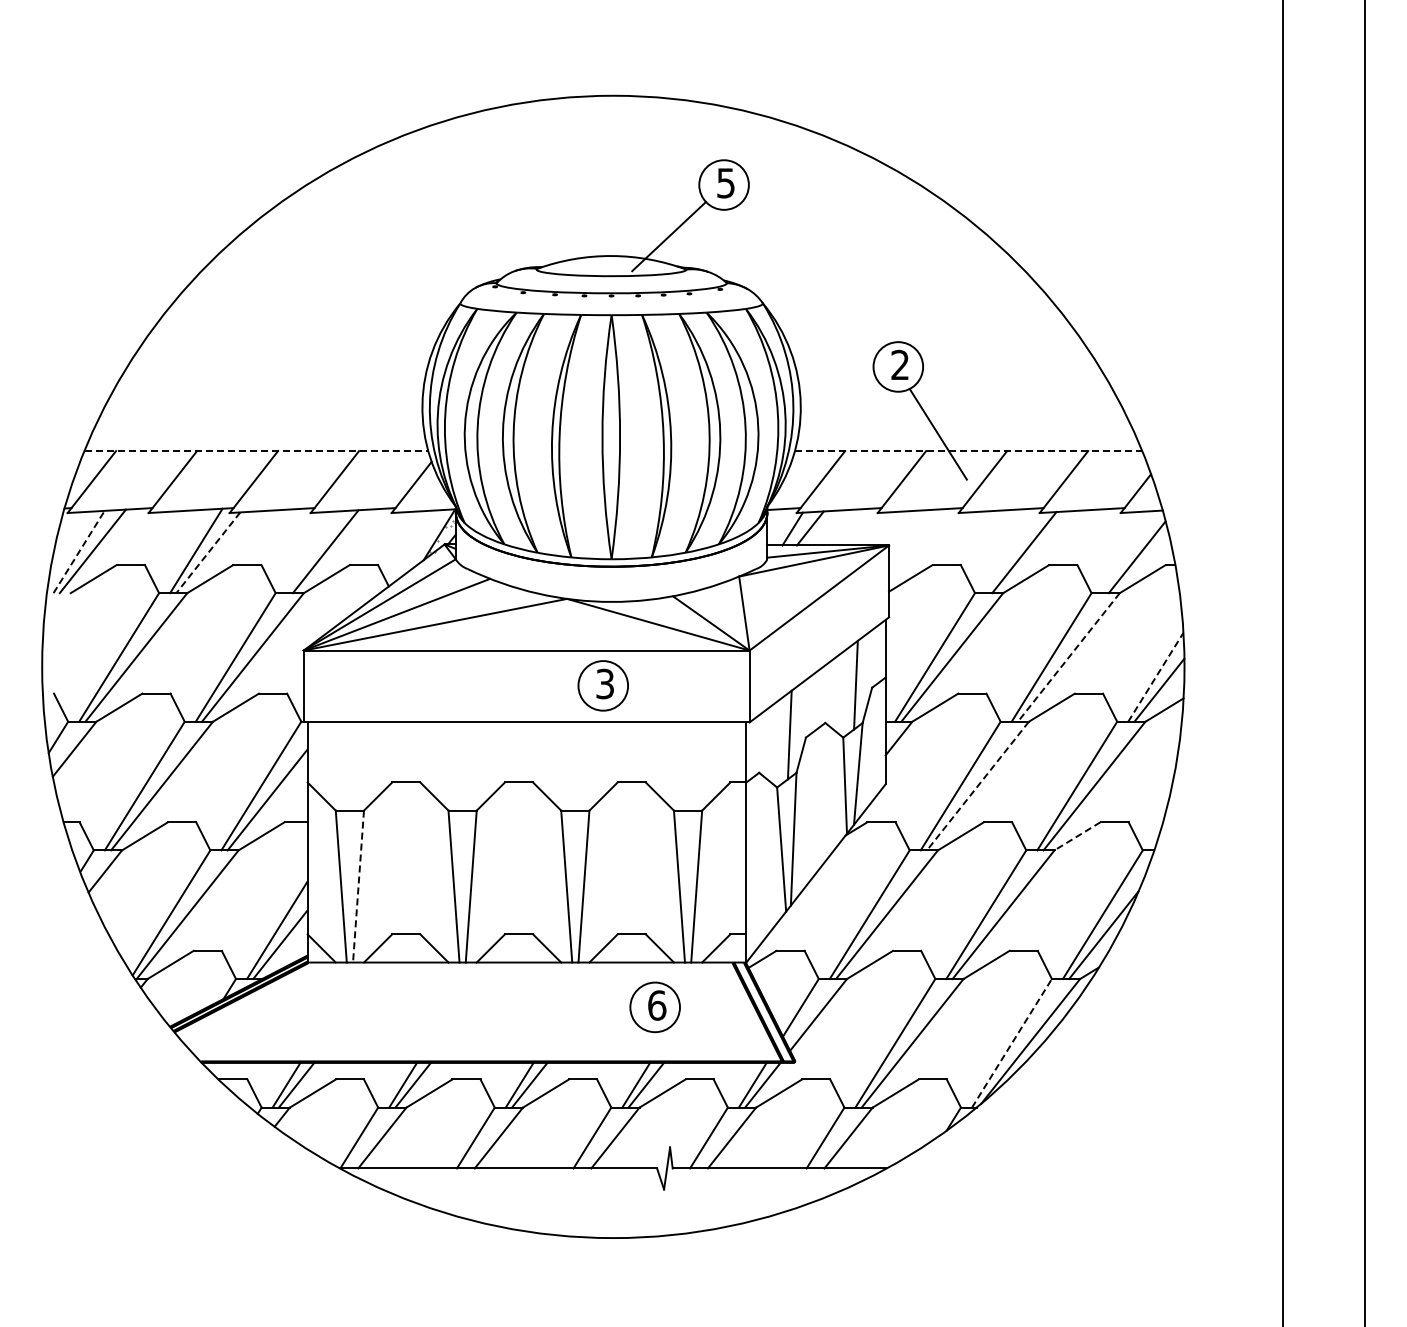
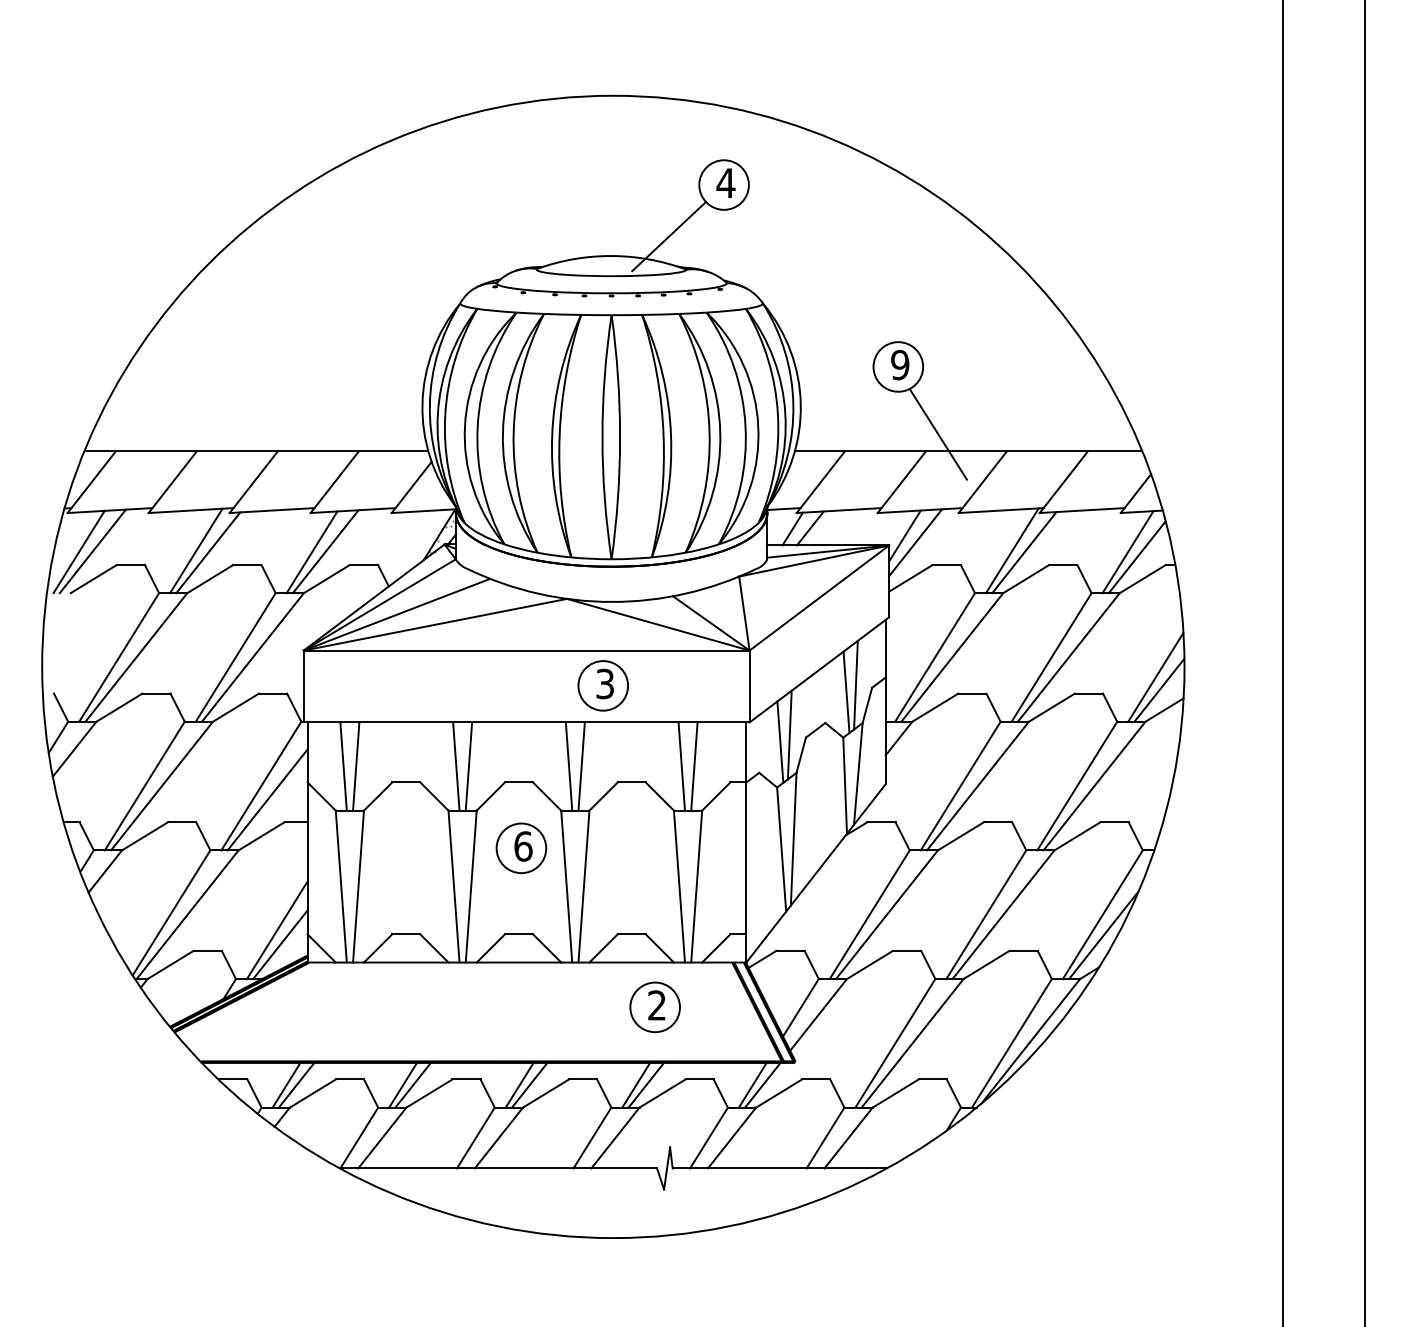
text: 5 -> 4 (725, 183)
text: 2 -> 9 (900, 365)
line: dashed -> solid (256, 451)
line: dashed -> solid (968, 451)
line: none -> present (904, 535)
line: none -> present (915, 542)
line: none -> present (1012, 550)
line: dashed -> solid (79, 551)
line: dashed -> solid (208, 552)
line: none -> present (311, 552)
line: none -> present (1127, 552)
line: dashed -> solid (1068, 657)
line: dashed -> solid (1156, 676)
line: none -> present (846, 691)
line: none -> present (780, 741)
line: none -> present (343, 766)
line: none -> present (356, 766)
line: none -> present (456, 766)
line: none -> present (468, 766)
line: none -> present (568, 766)
line: none -> present (581, 766)
line: none -> present (681, 766)
line: none -> present (694, 766)
line: dashed -> solid (977, 786)
line: dashed -> solid (1077, 836)
part: none -> present (521, 847)
line: dashed -> solid (358, 887)
text: 6 -> 2 (657, 1005)
line: dashed -> solid (1011, 1043)
